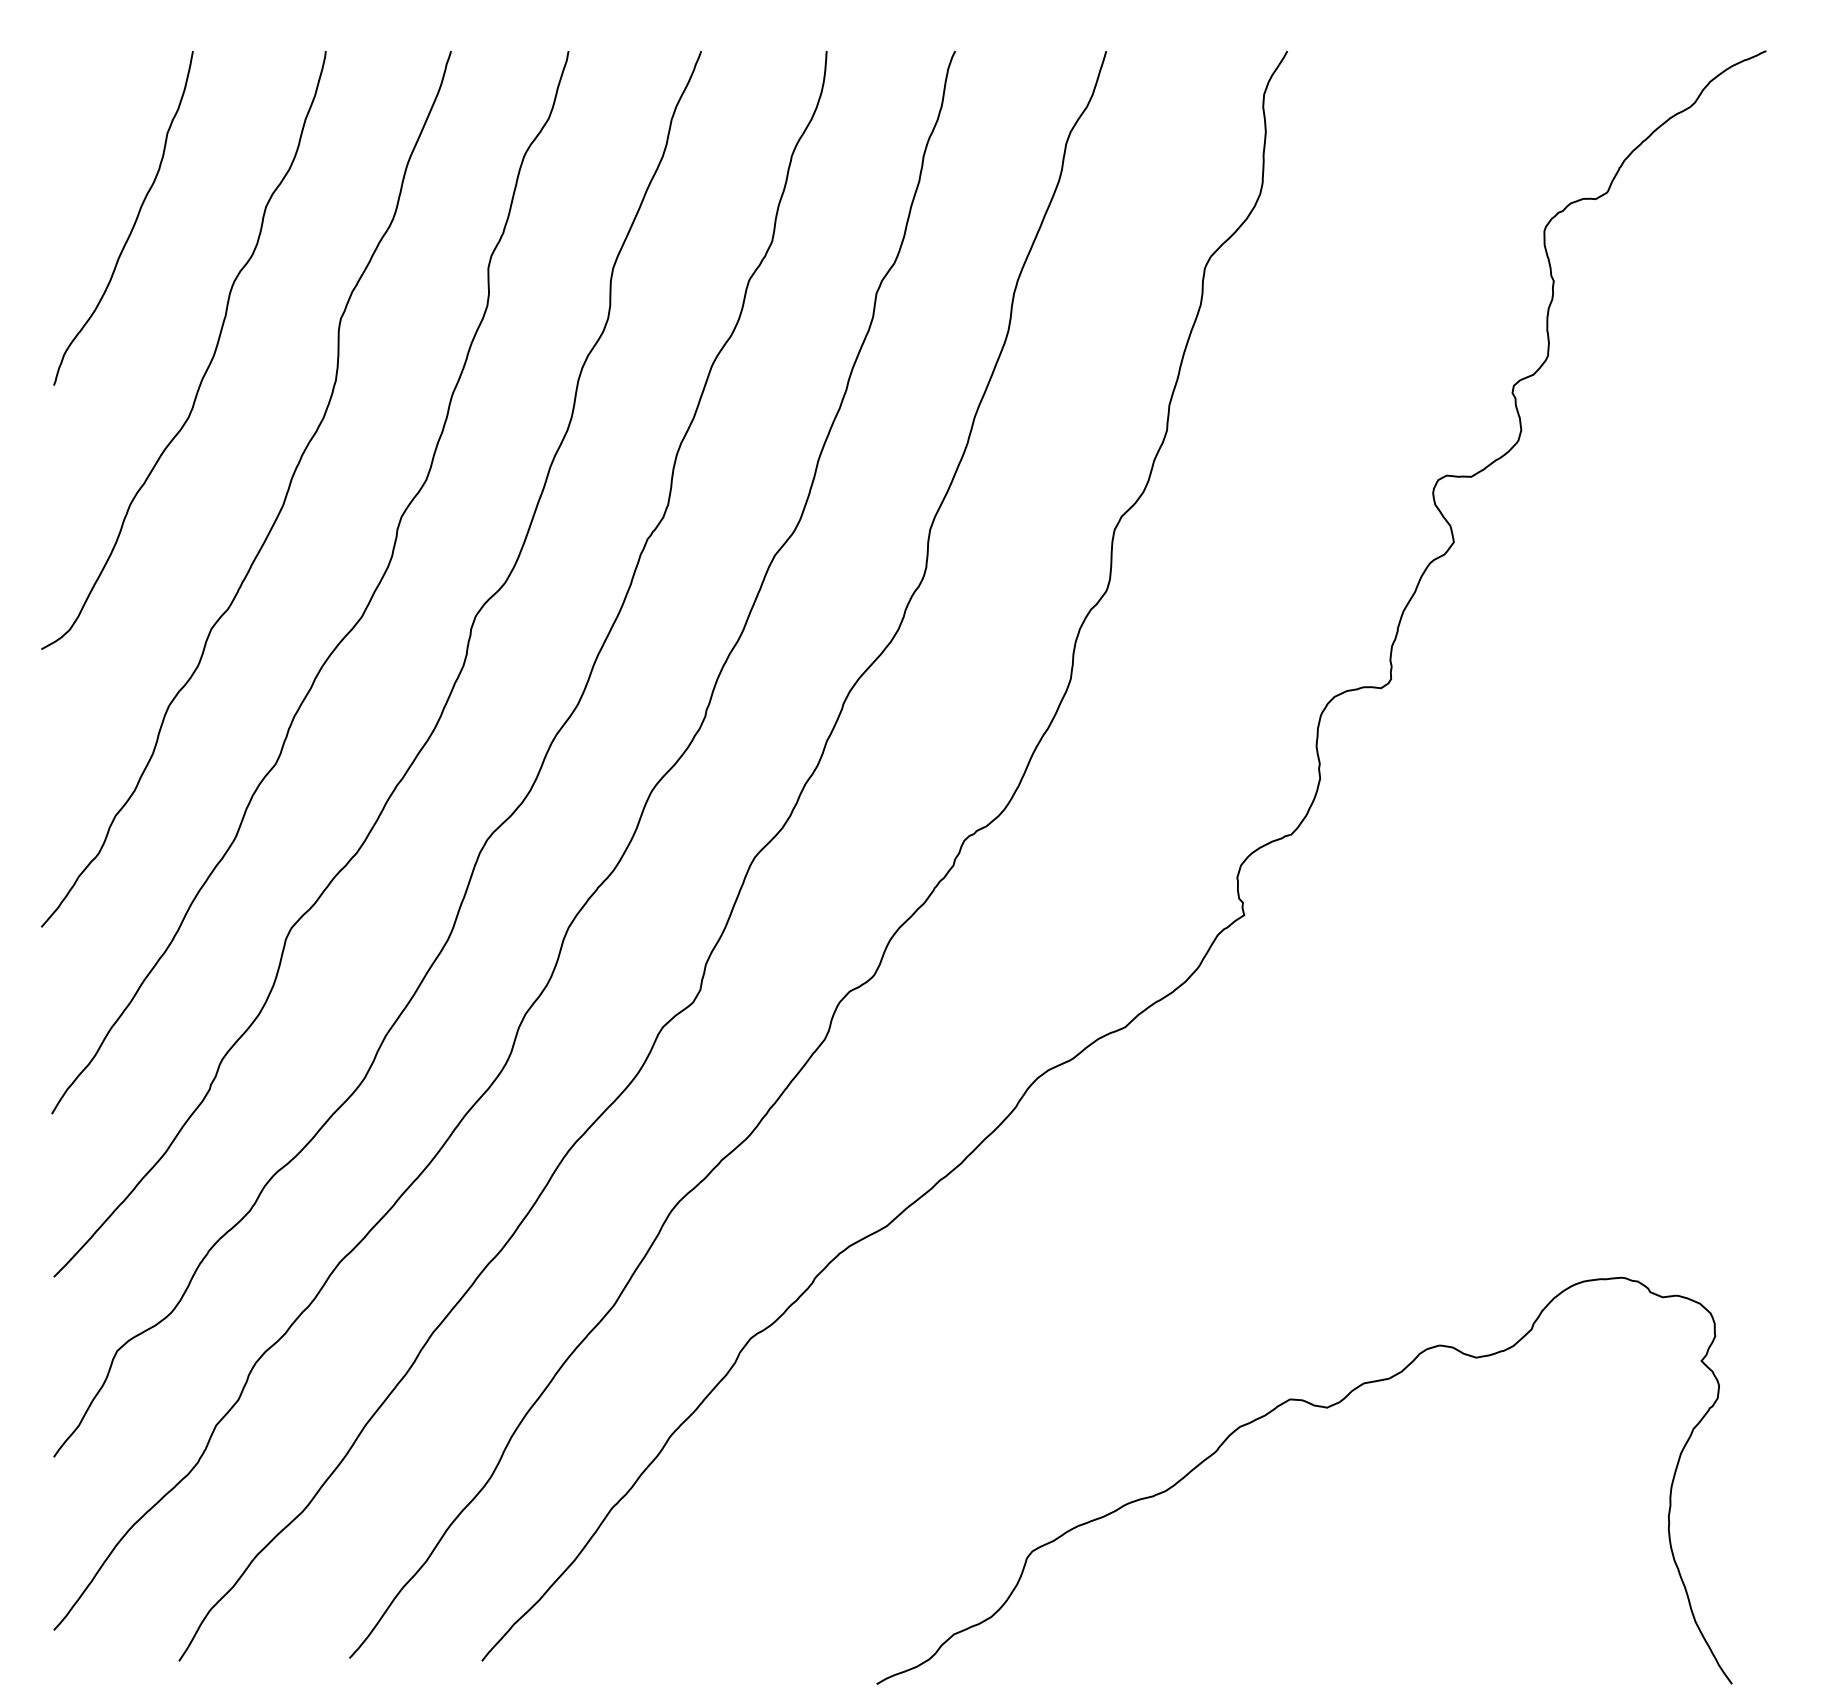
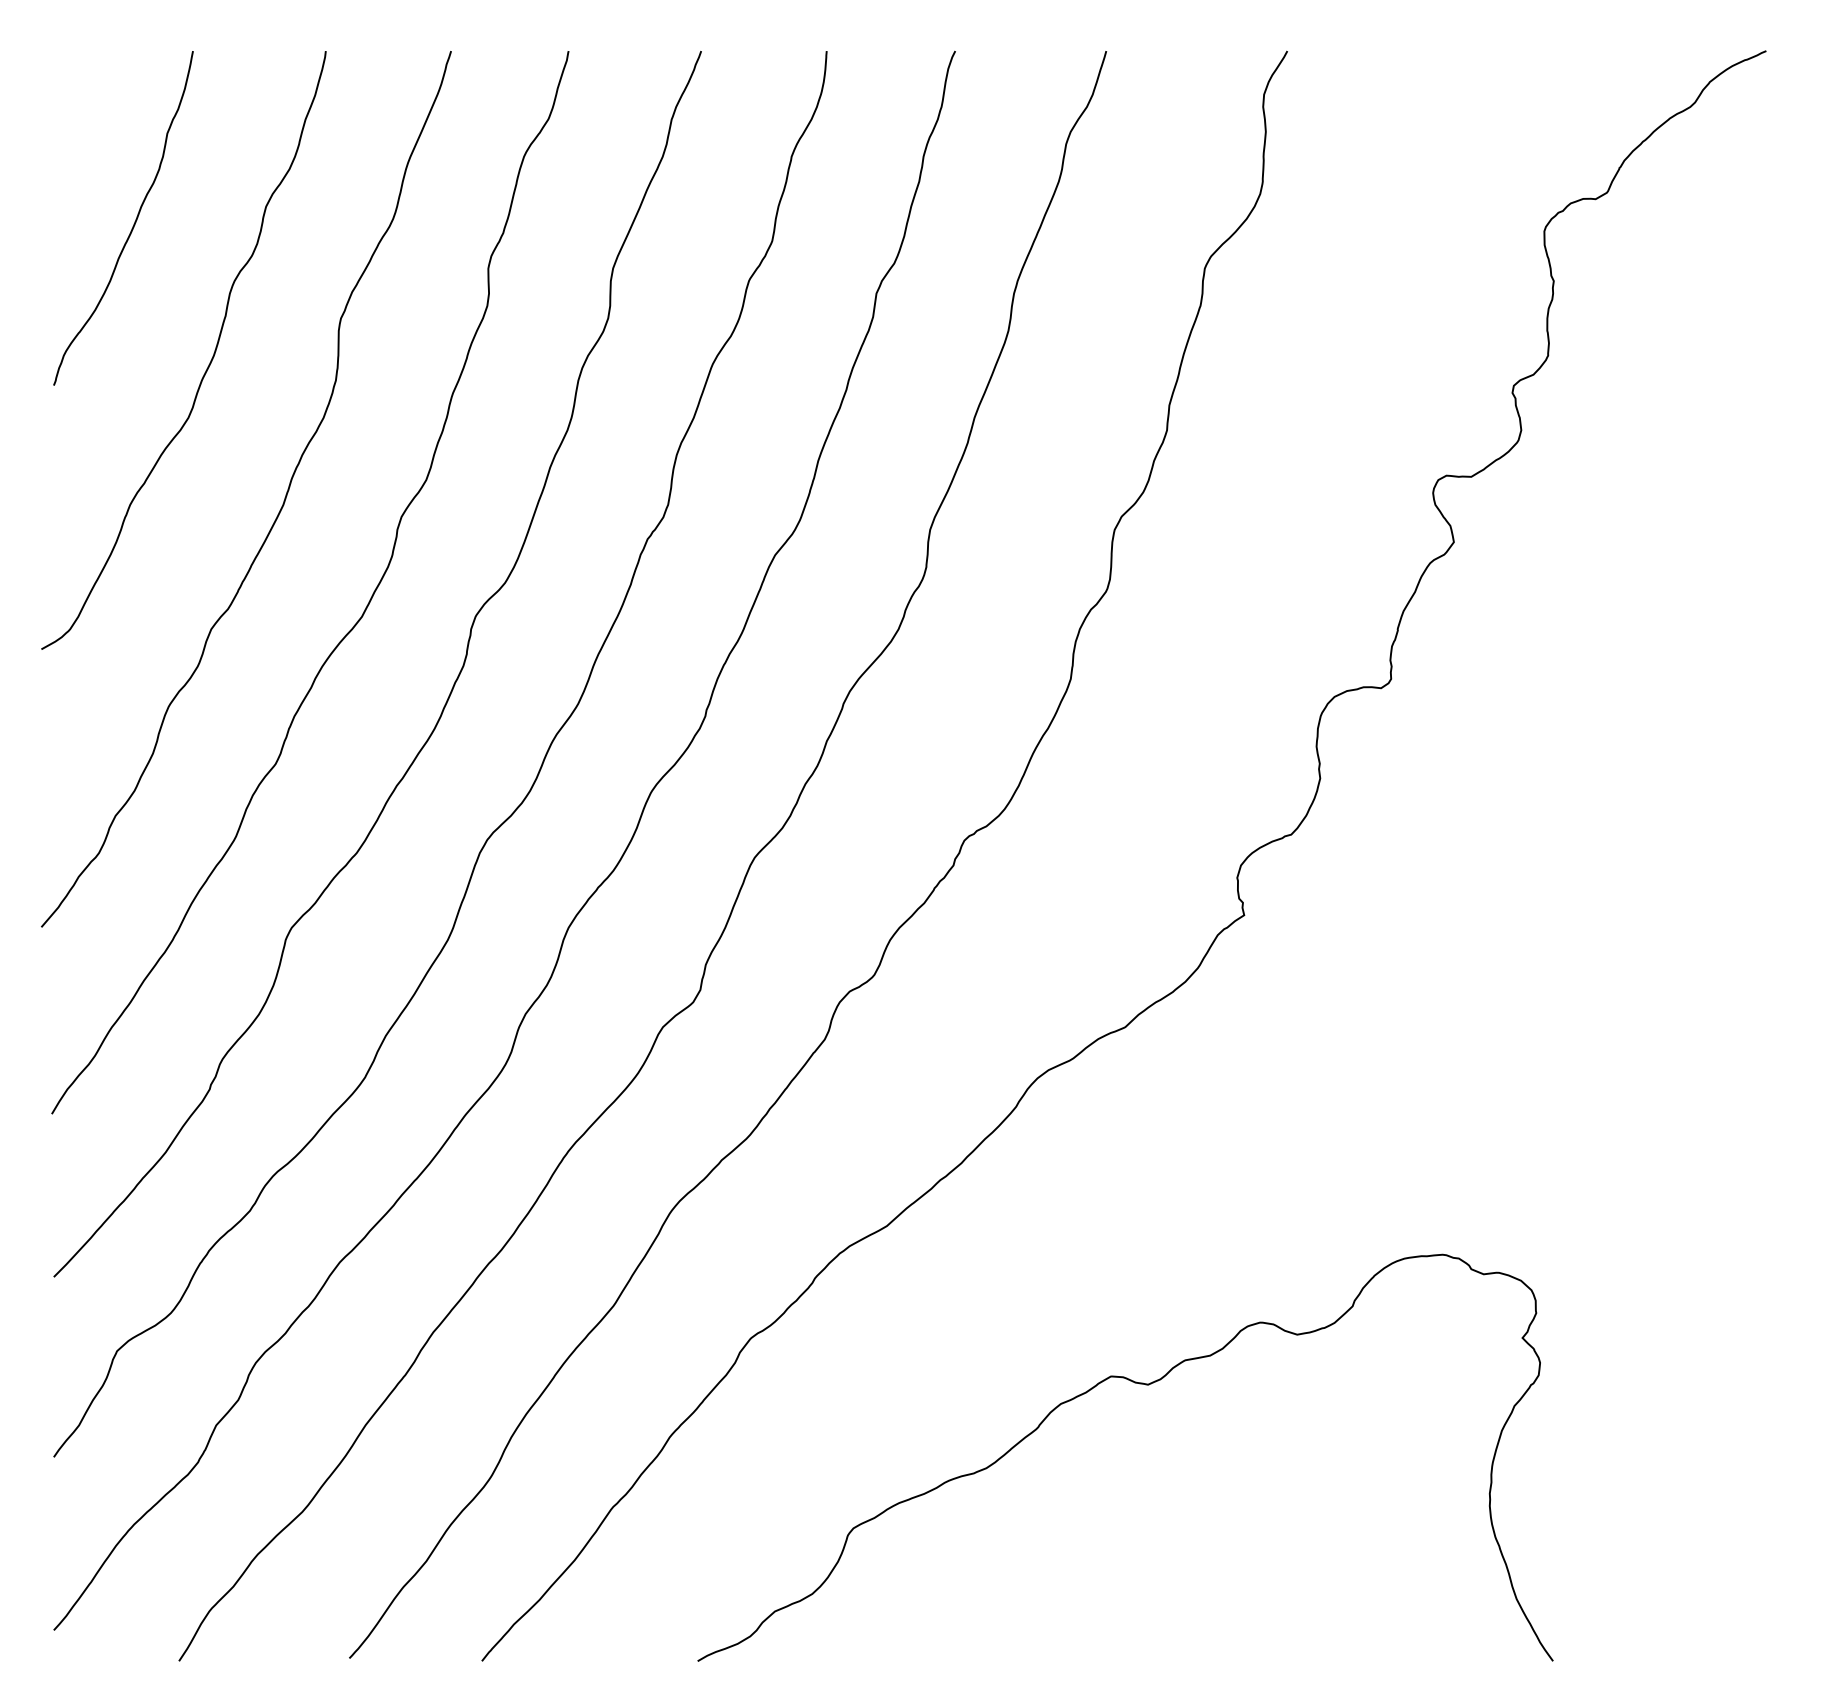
curve position: (1318, 1407) -> (1139, 1384) (1139, 1384)
